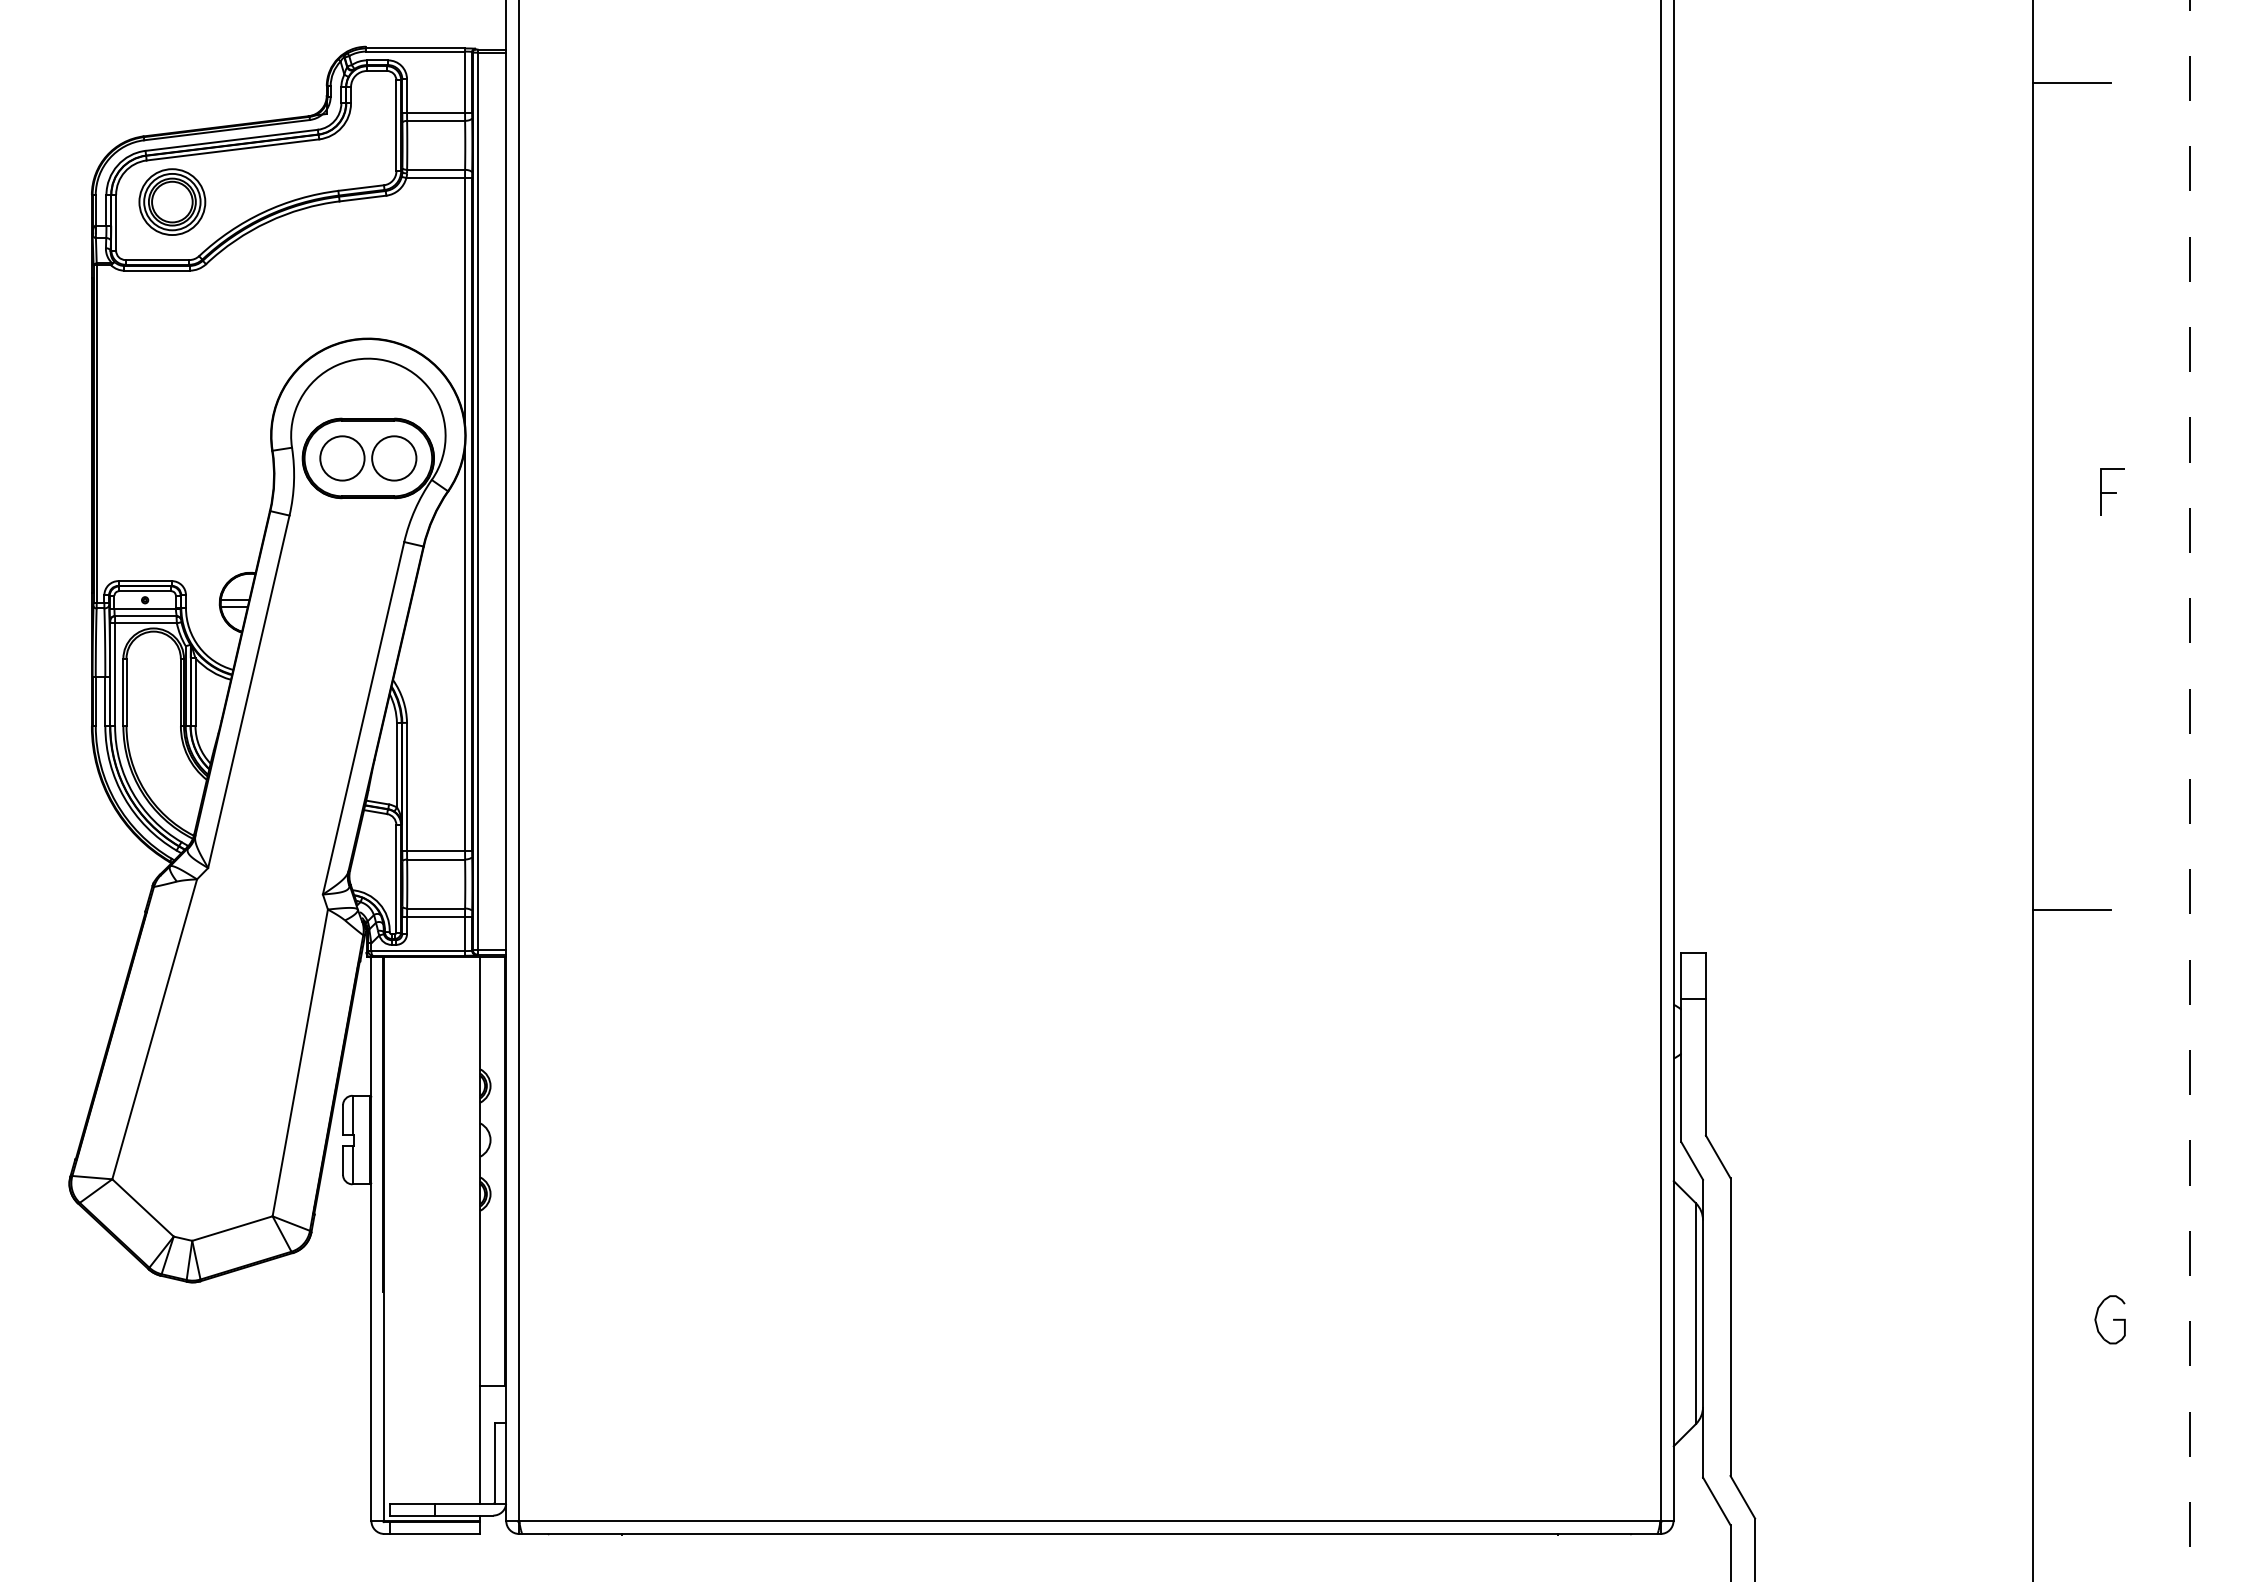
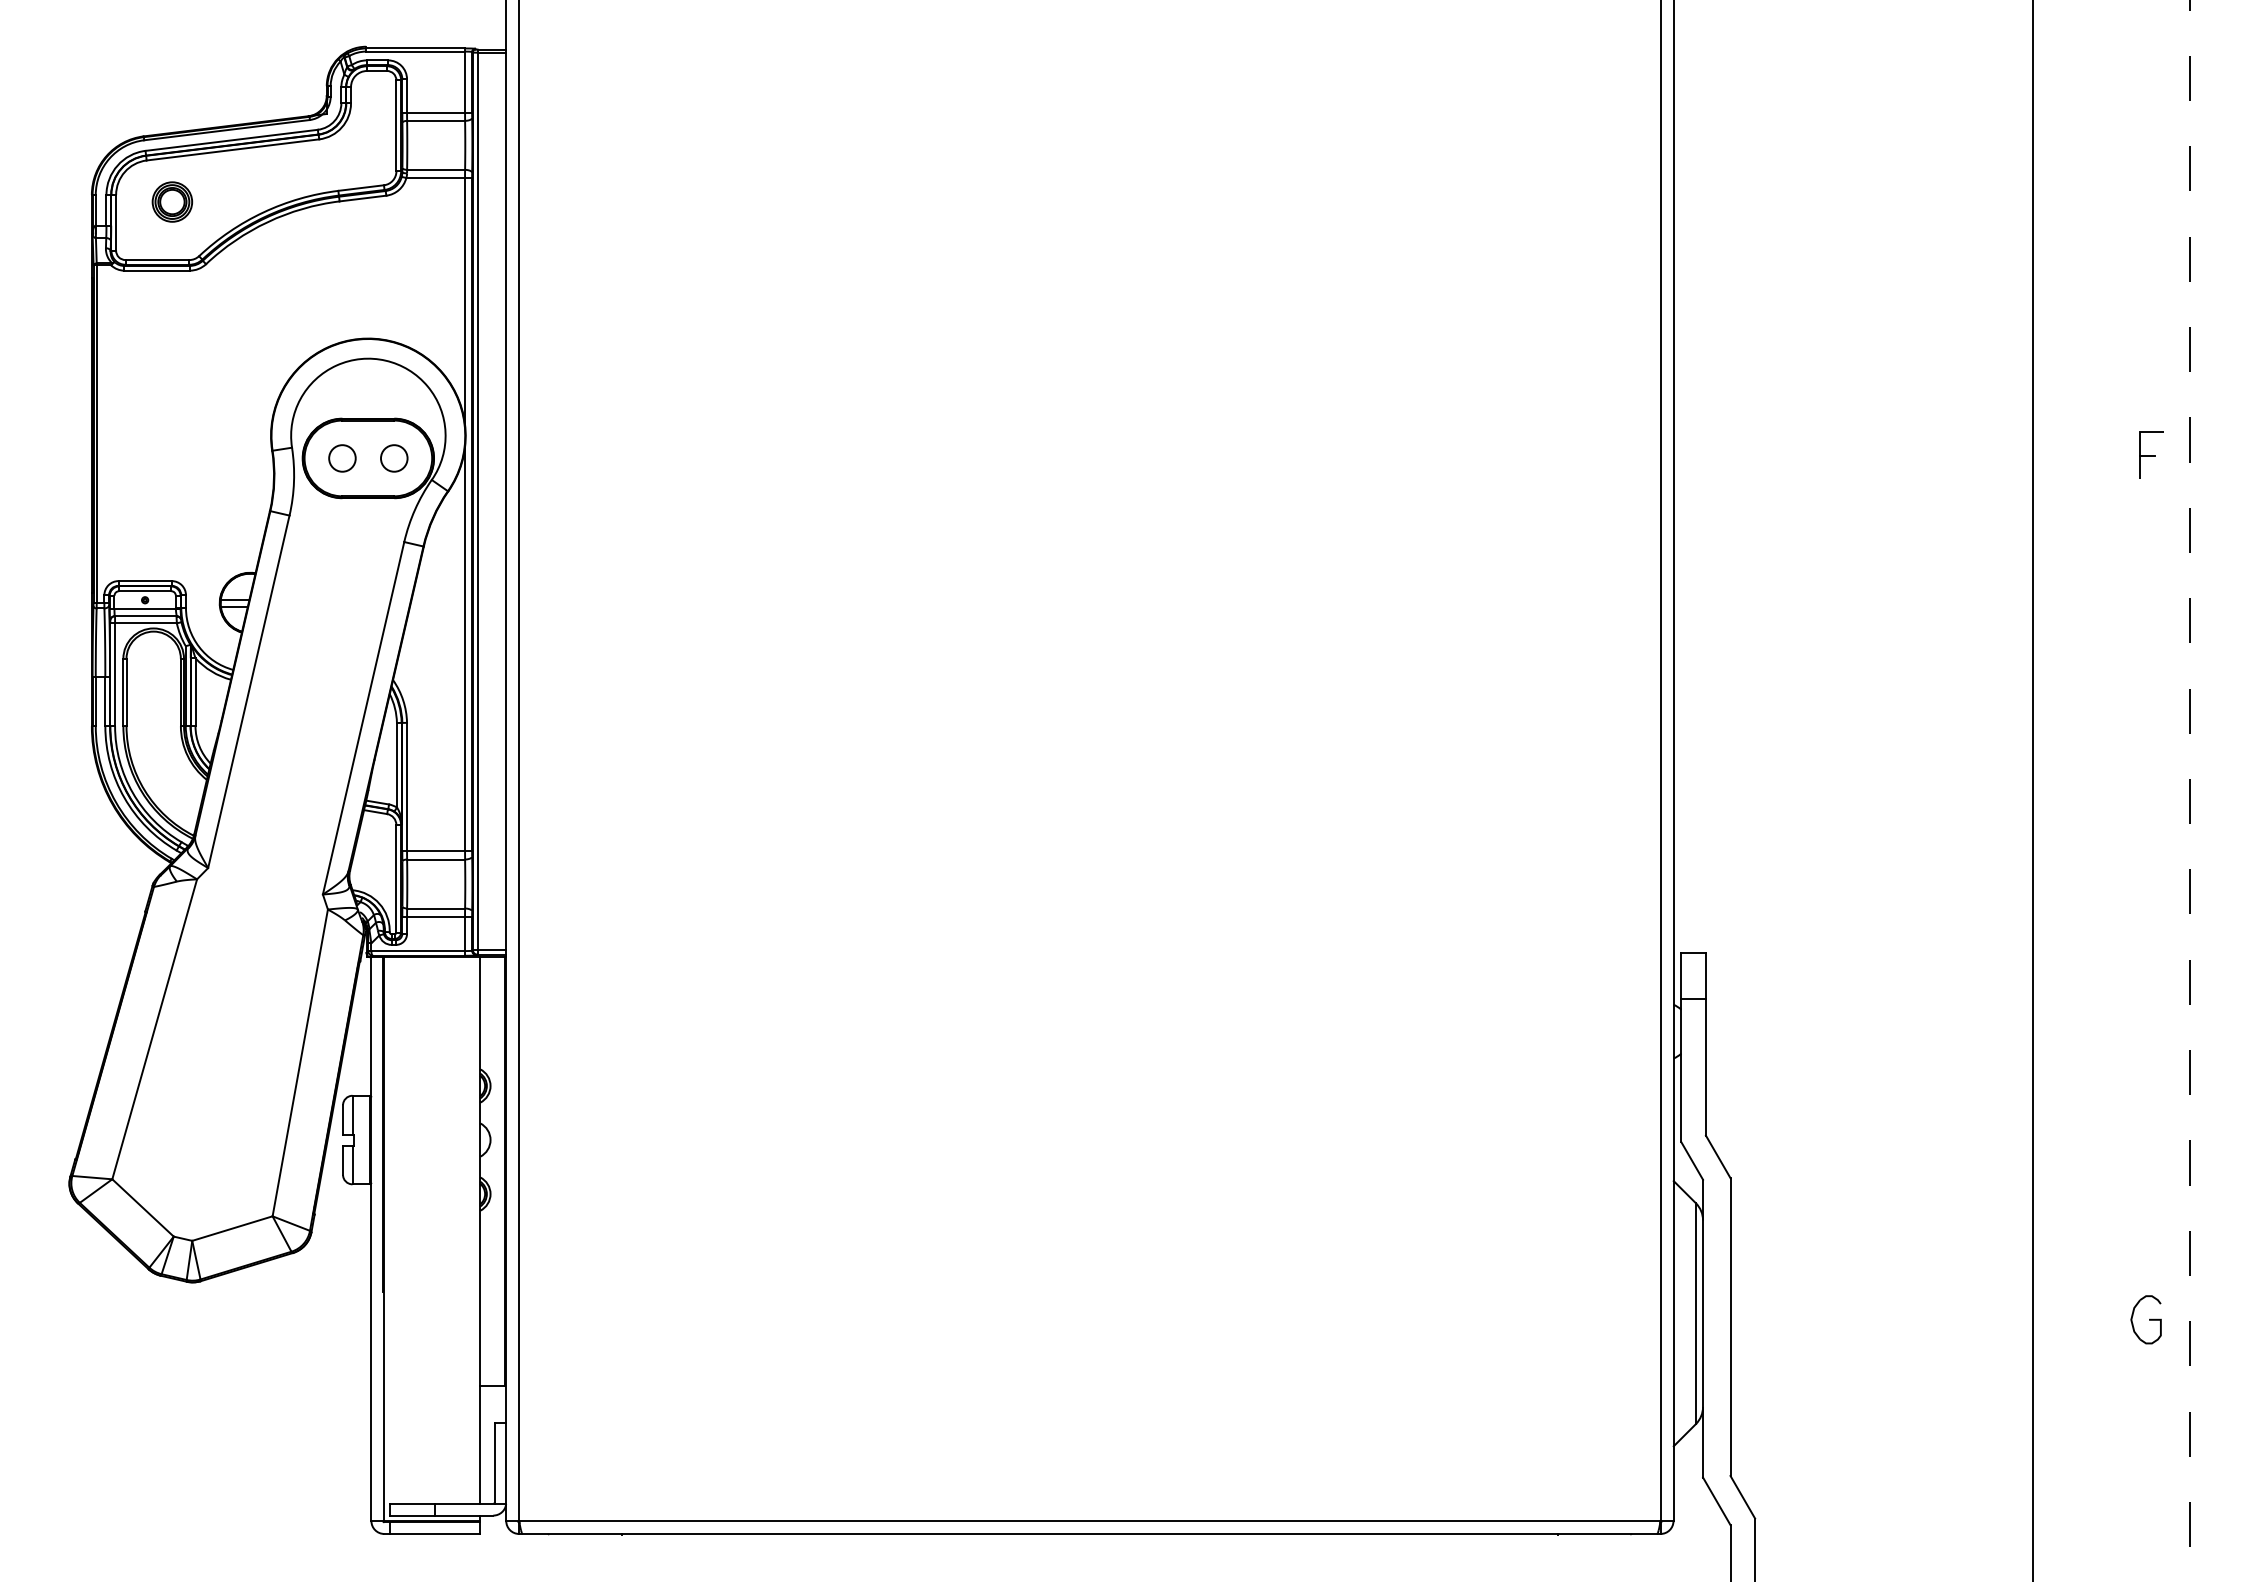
line: present -> none (2071, 82)
part size: 69x68 px -> 43x42 px (172, 201)
circle diameter: 44 px -> 27 px (342, 458)
circle diameter: 44 px -> 27 px (394, 458)
part position: (2112, 491) -> (2151, 454) (2151, 454)
line: present -> none (2071, 910)
part position: (2109, 1319) -> (2145, 1319) (2145, 1319)
